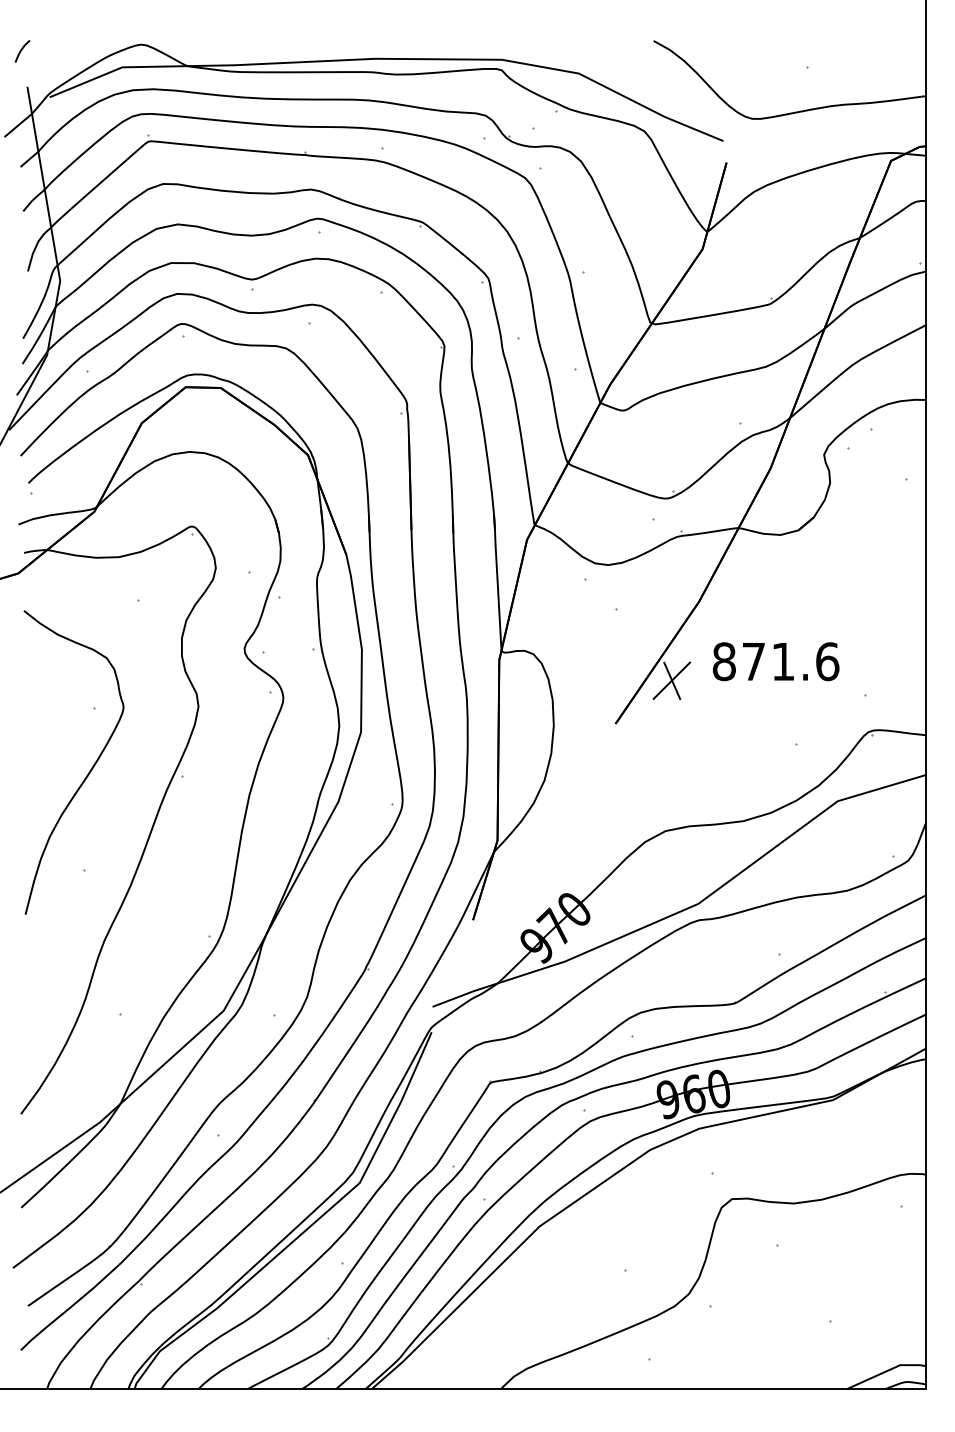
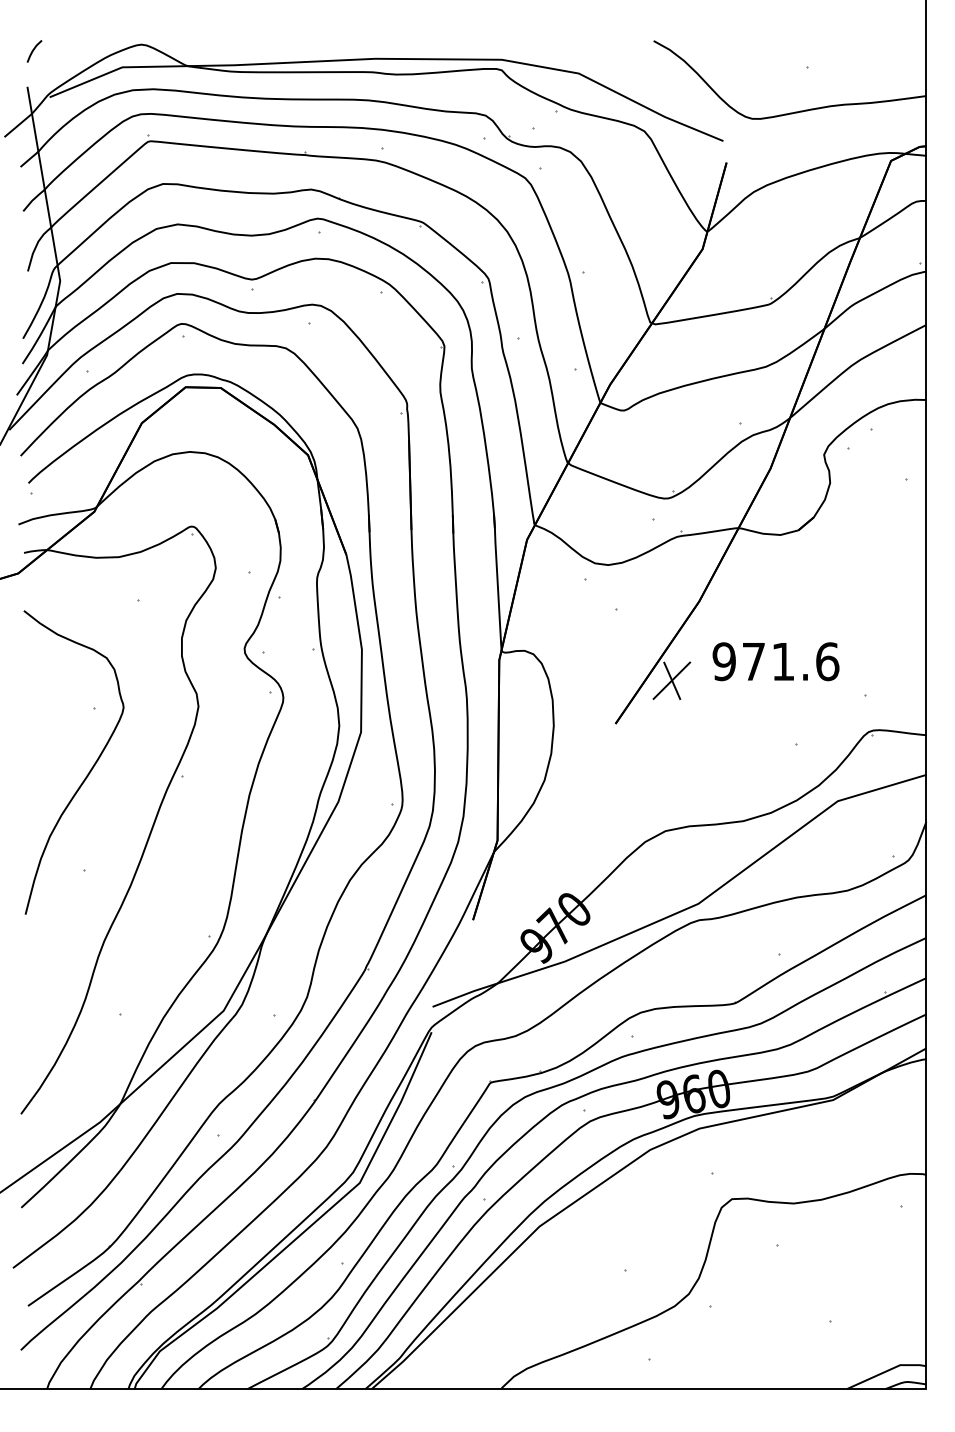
line position: (22, 50) -> (34, 50) (34, 50)
text: 871.6 -> 971.6 (723, 661)
